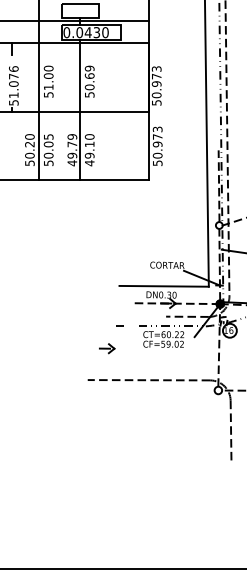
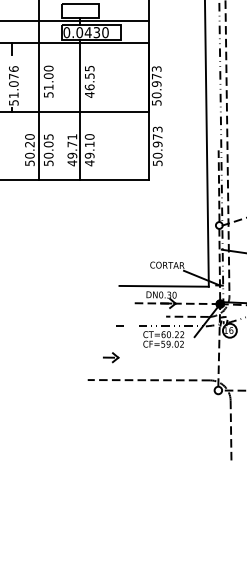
text: 50.69 -> 46.55 (89, 81)
text: 49.79 -> 49.71 (72, 136)
part position: (107, 348) -> (111, 357) (111, 357)
line: present -> none (122, 569)
